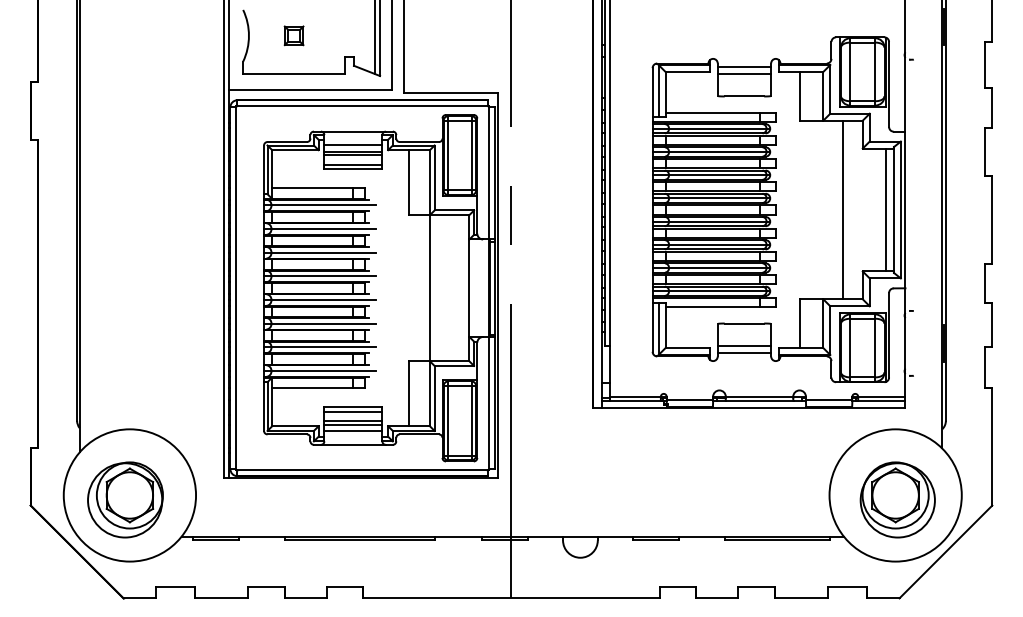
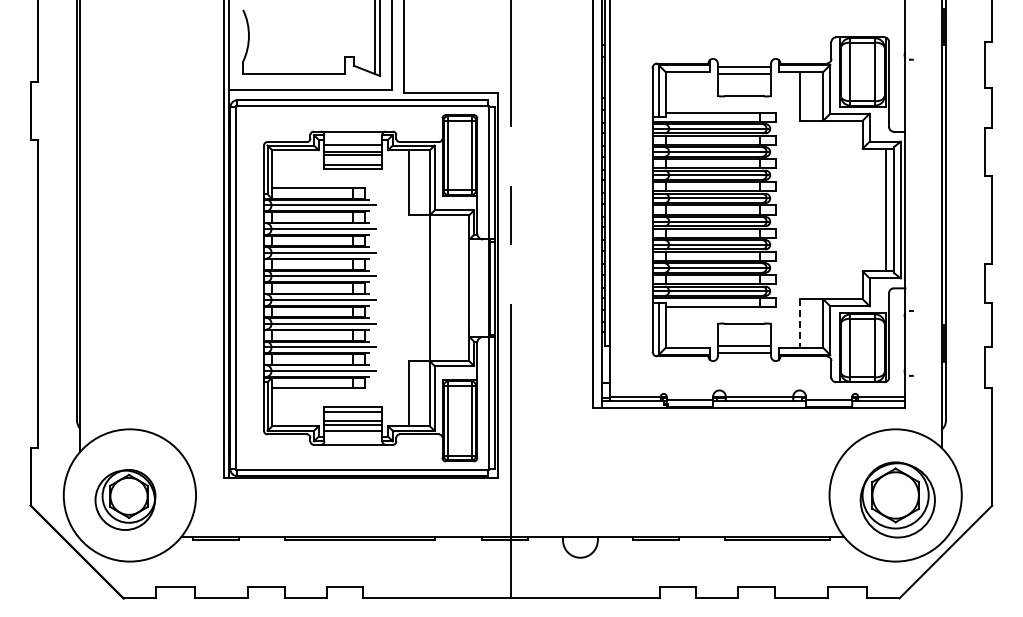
part: present -> none (293, 35)
line: present -> none (843, 209)
line: solid -> dashed (800, 324)
part size: 77x78 px -> 63x62 px (125, 499)
